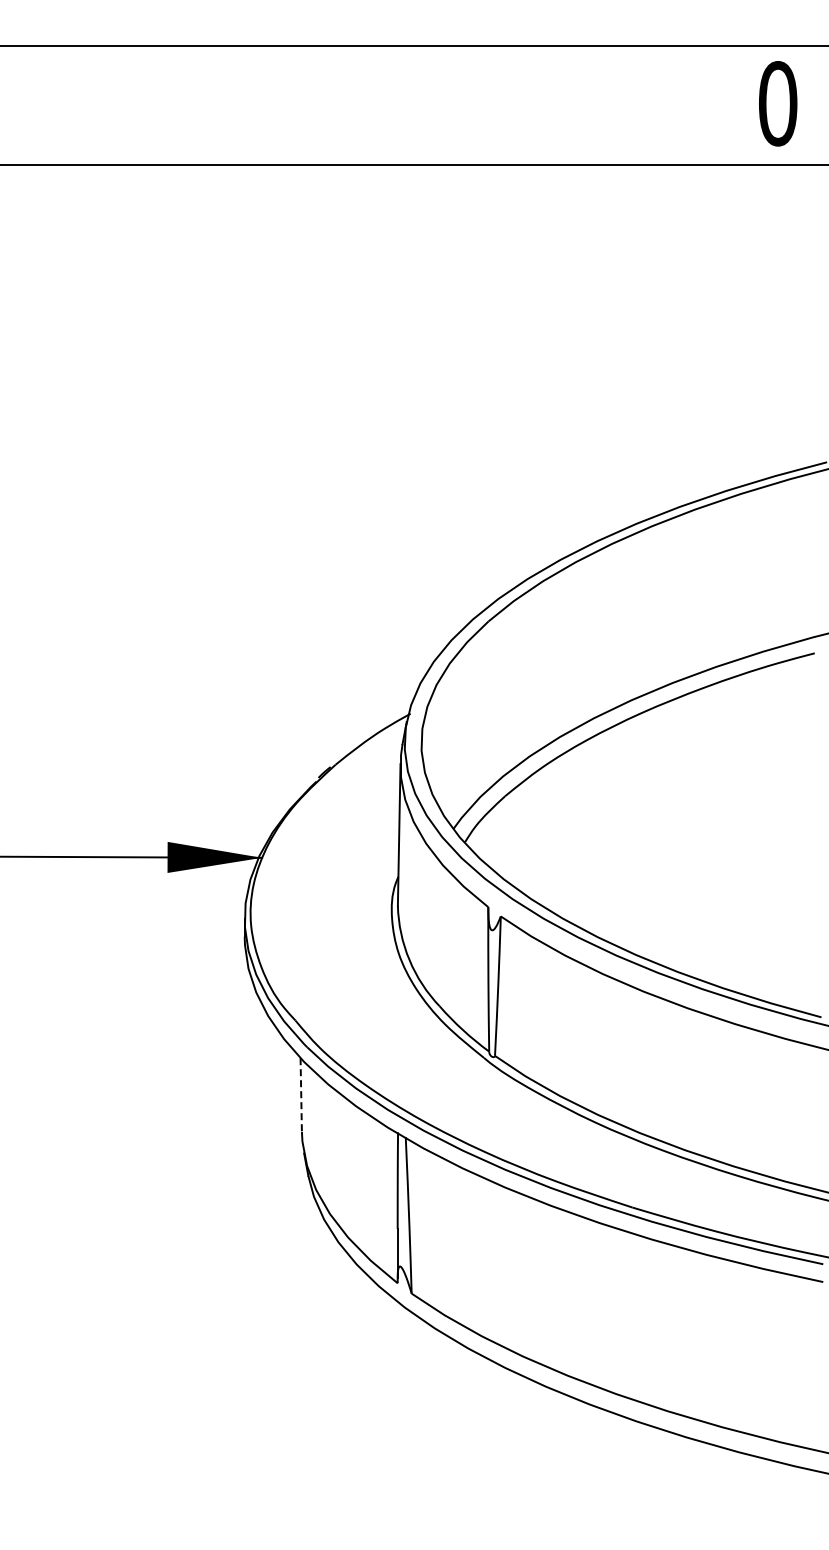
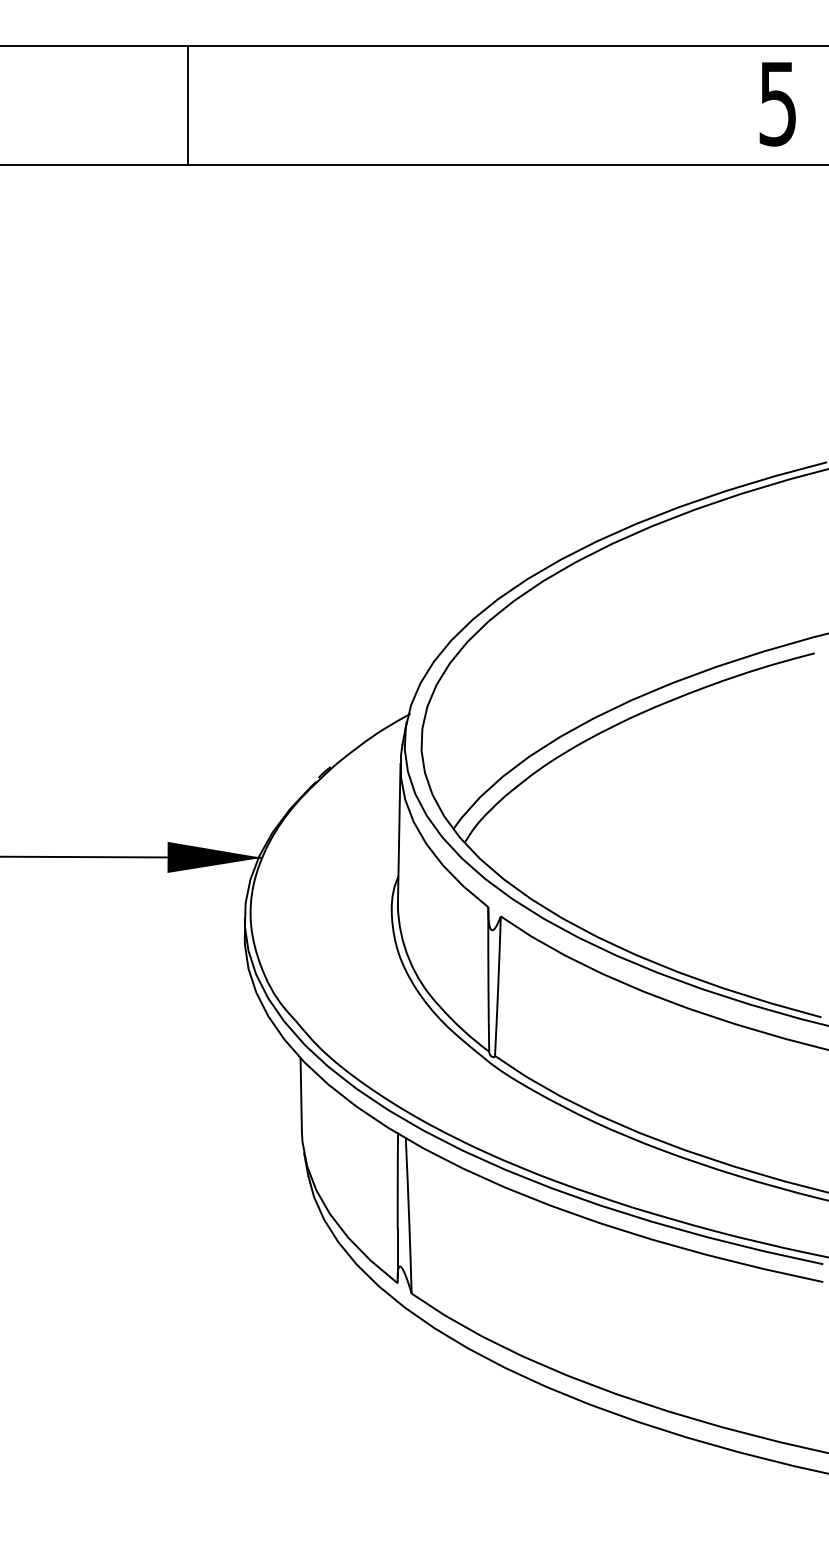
text: 0 -> 5 (778, 103)
line: none -> present (188, 105)
line: dashed -> solid (301, 1095)
